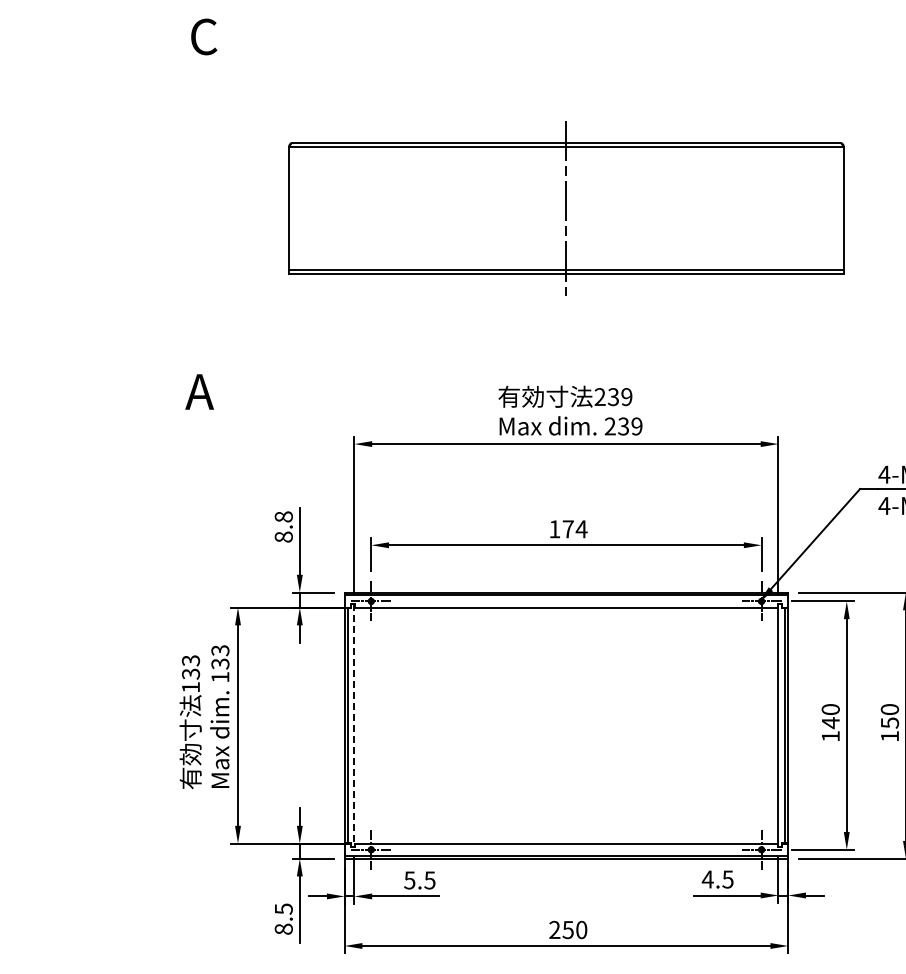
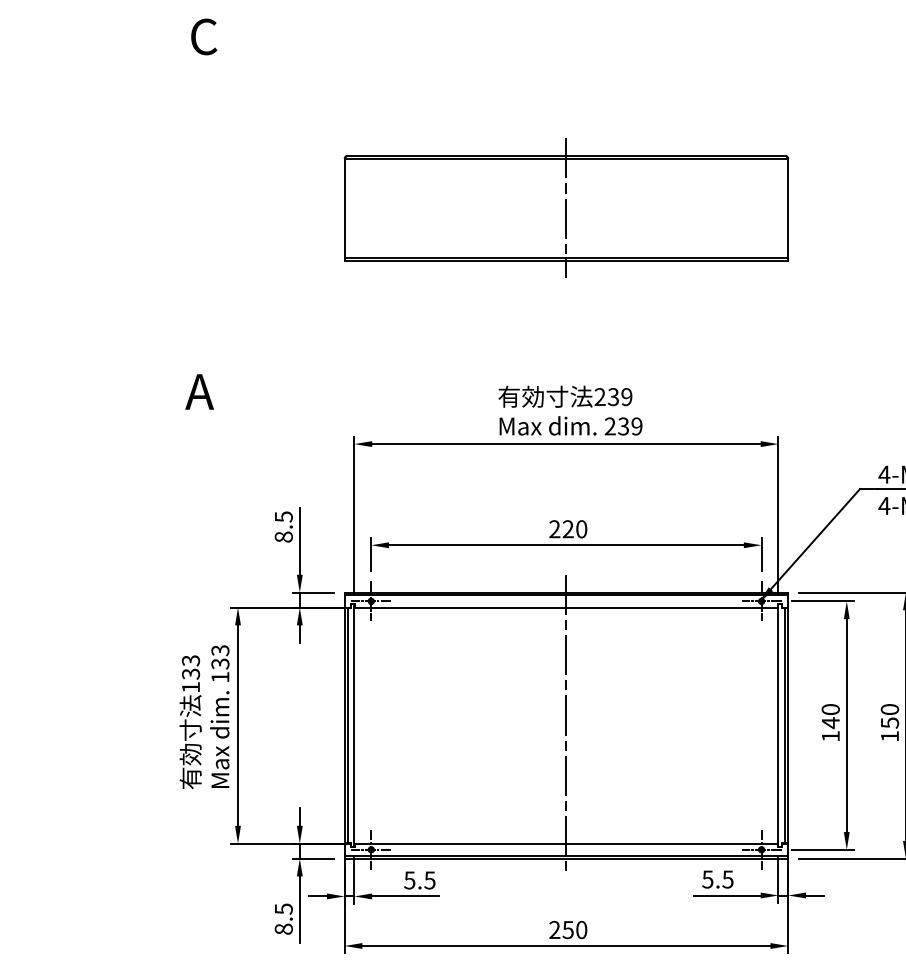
part size: 557x175 px -> 447x140 px (566, 207)
text: 8.8 -> 8.5 (283, 516)
text: 174 -> 220 (568, 529)
line: none -> present (566, 725)
line: dashed -> solid (354, 726)
text: 4.5 -> 5.5 (707, 879)
